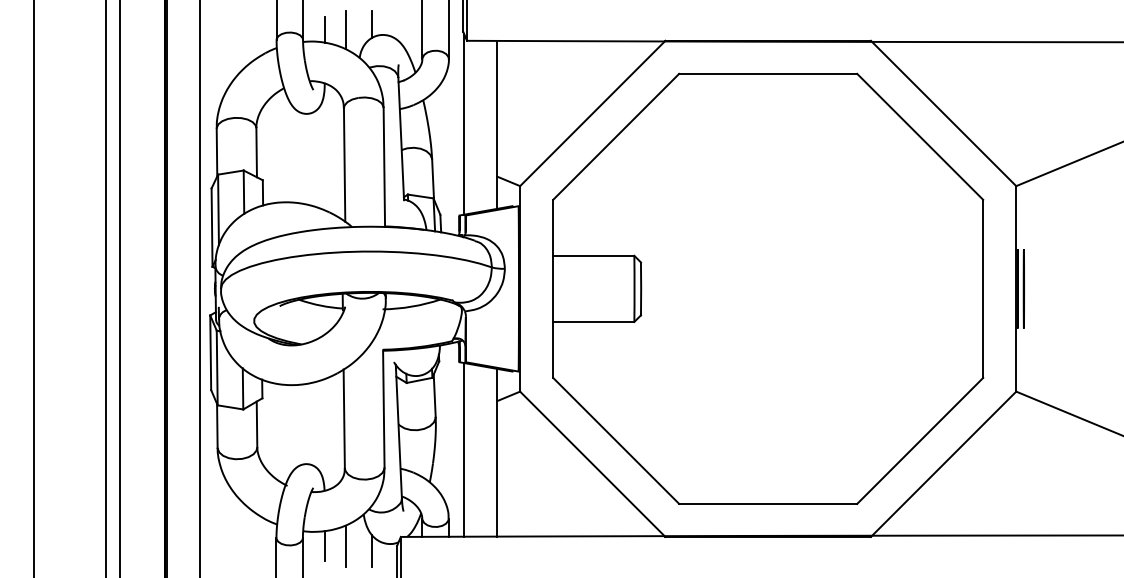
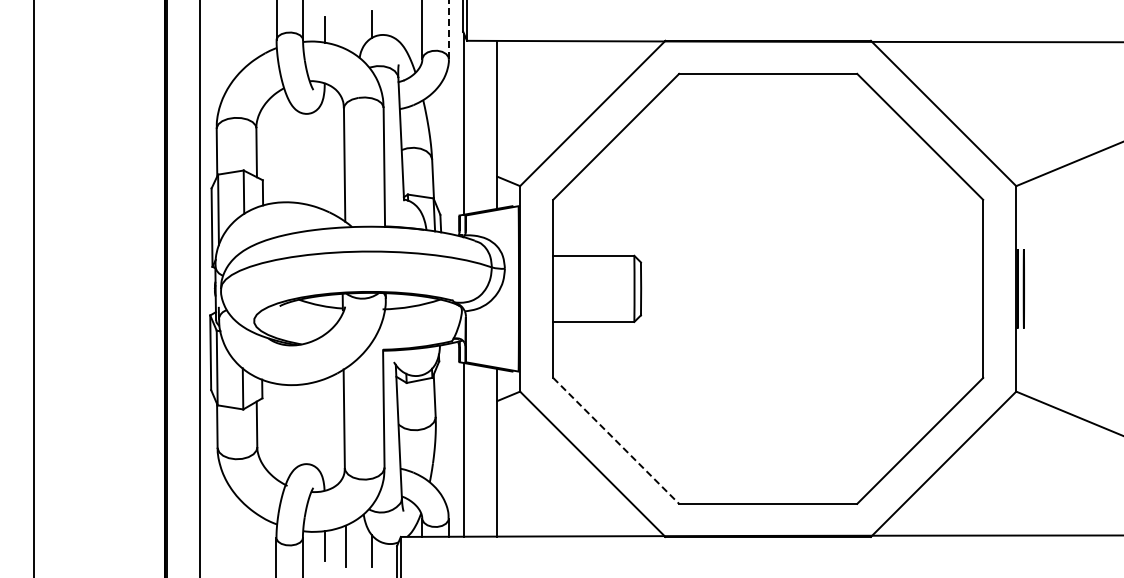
line: solid -> dashed (448, 29)
line: present -> none (345, 30)
line: present -> none (106, 288)
line: present -> none (119, 288)
line: solid -> dashed (616, 441)
